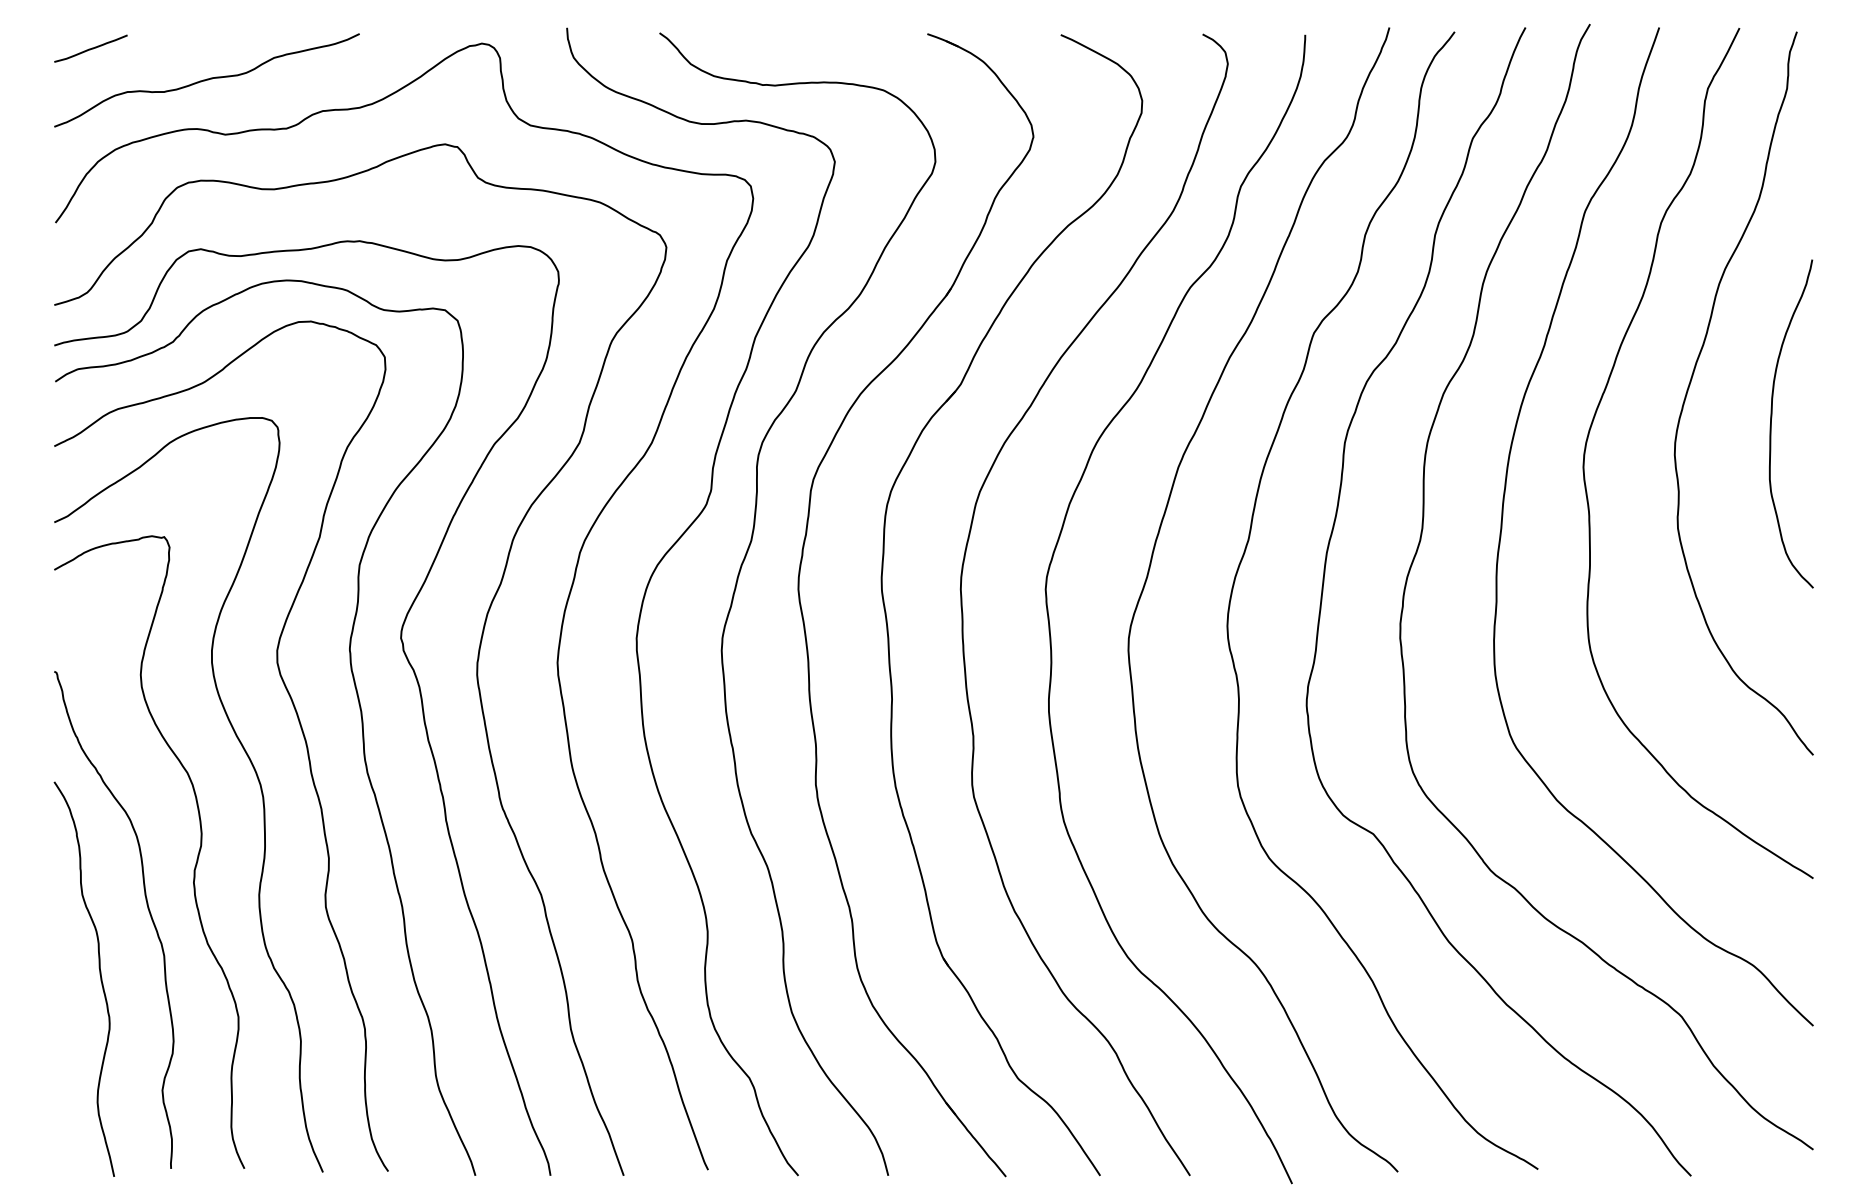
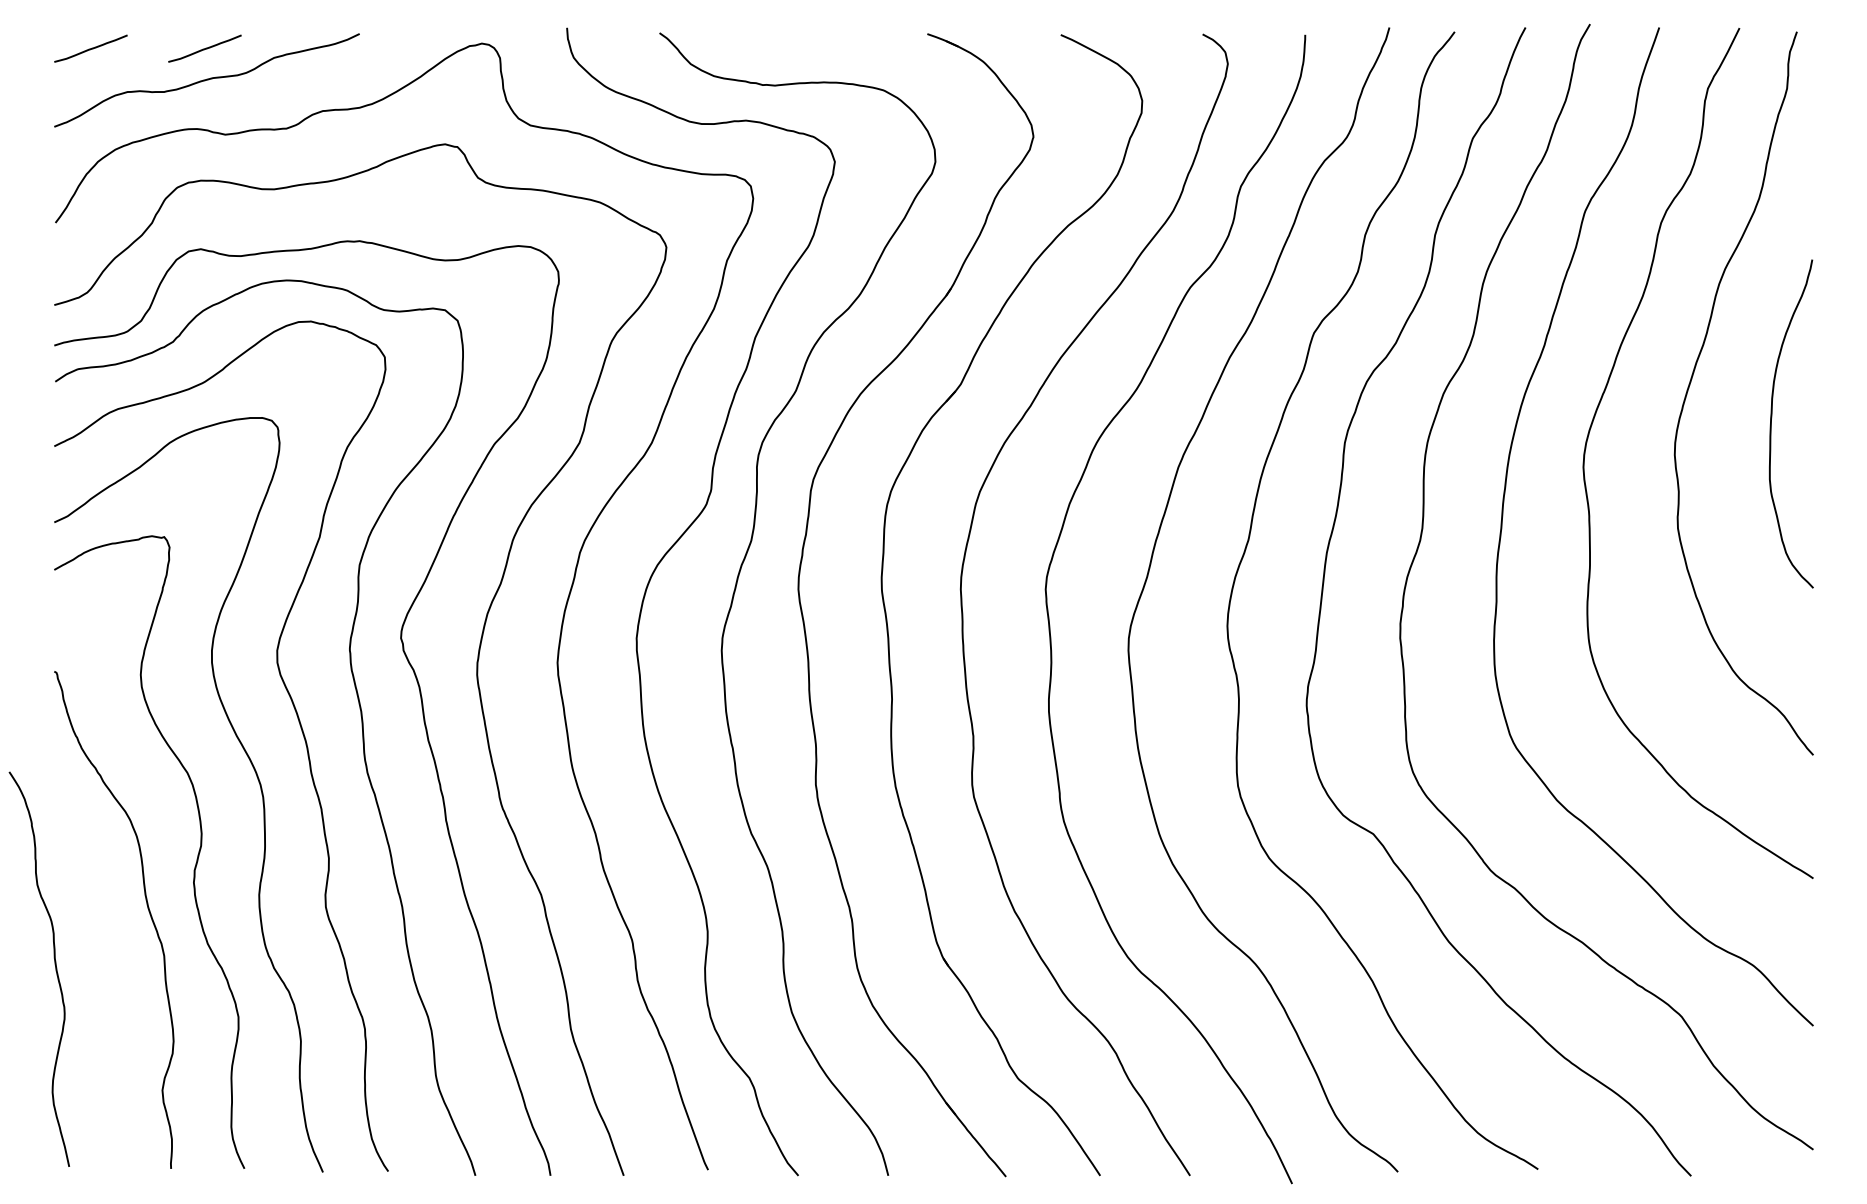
curve: none -> present (204, 48)
curve position: (99, 974) -> (54, 964) (54, 964)
